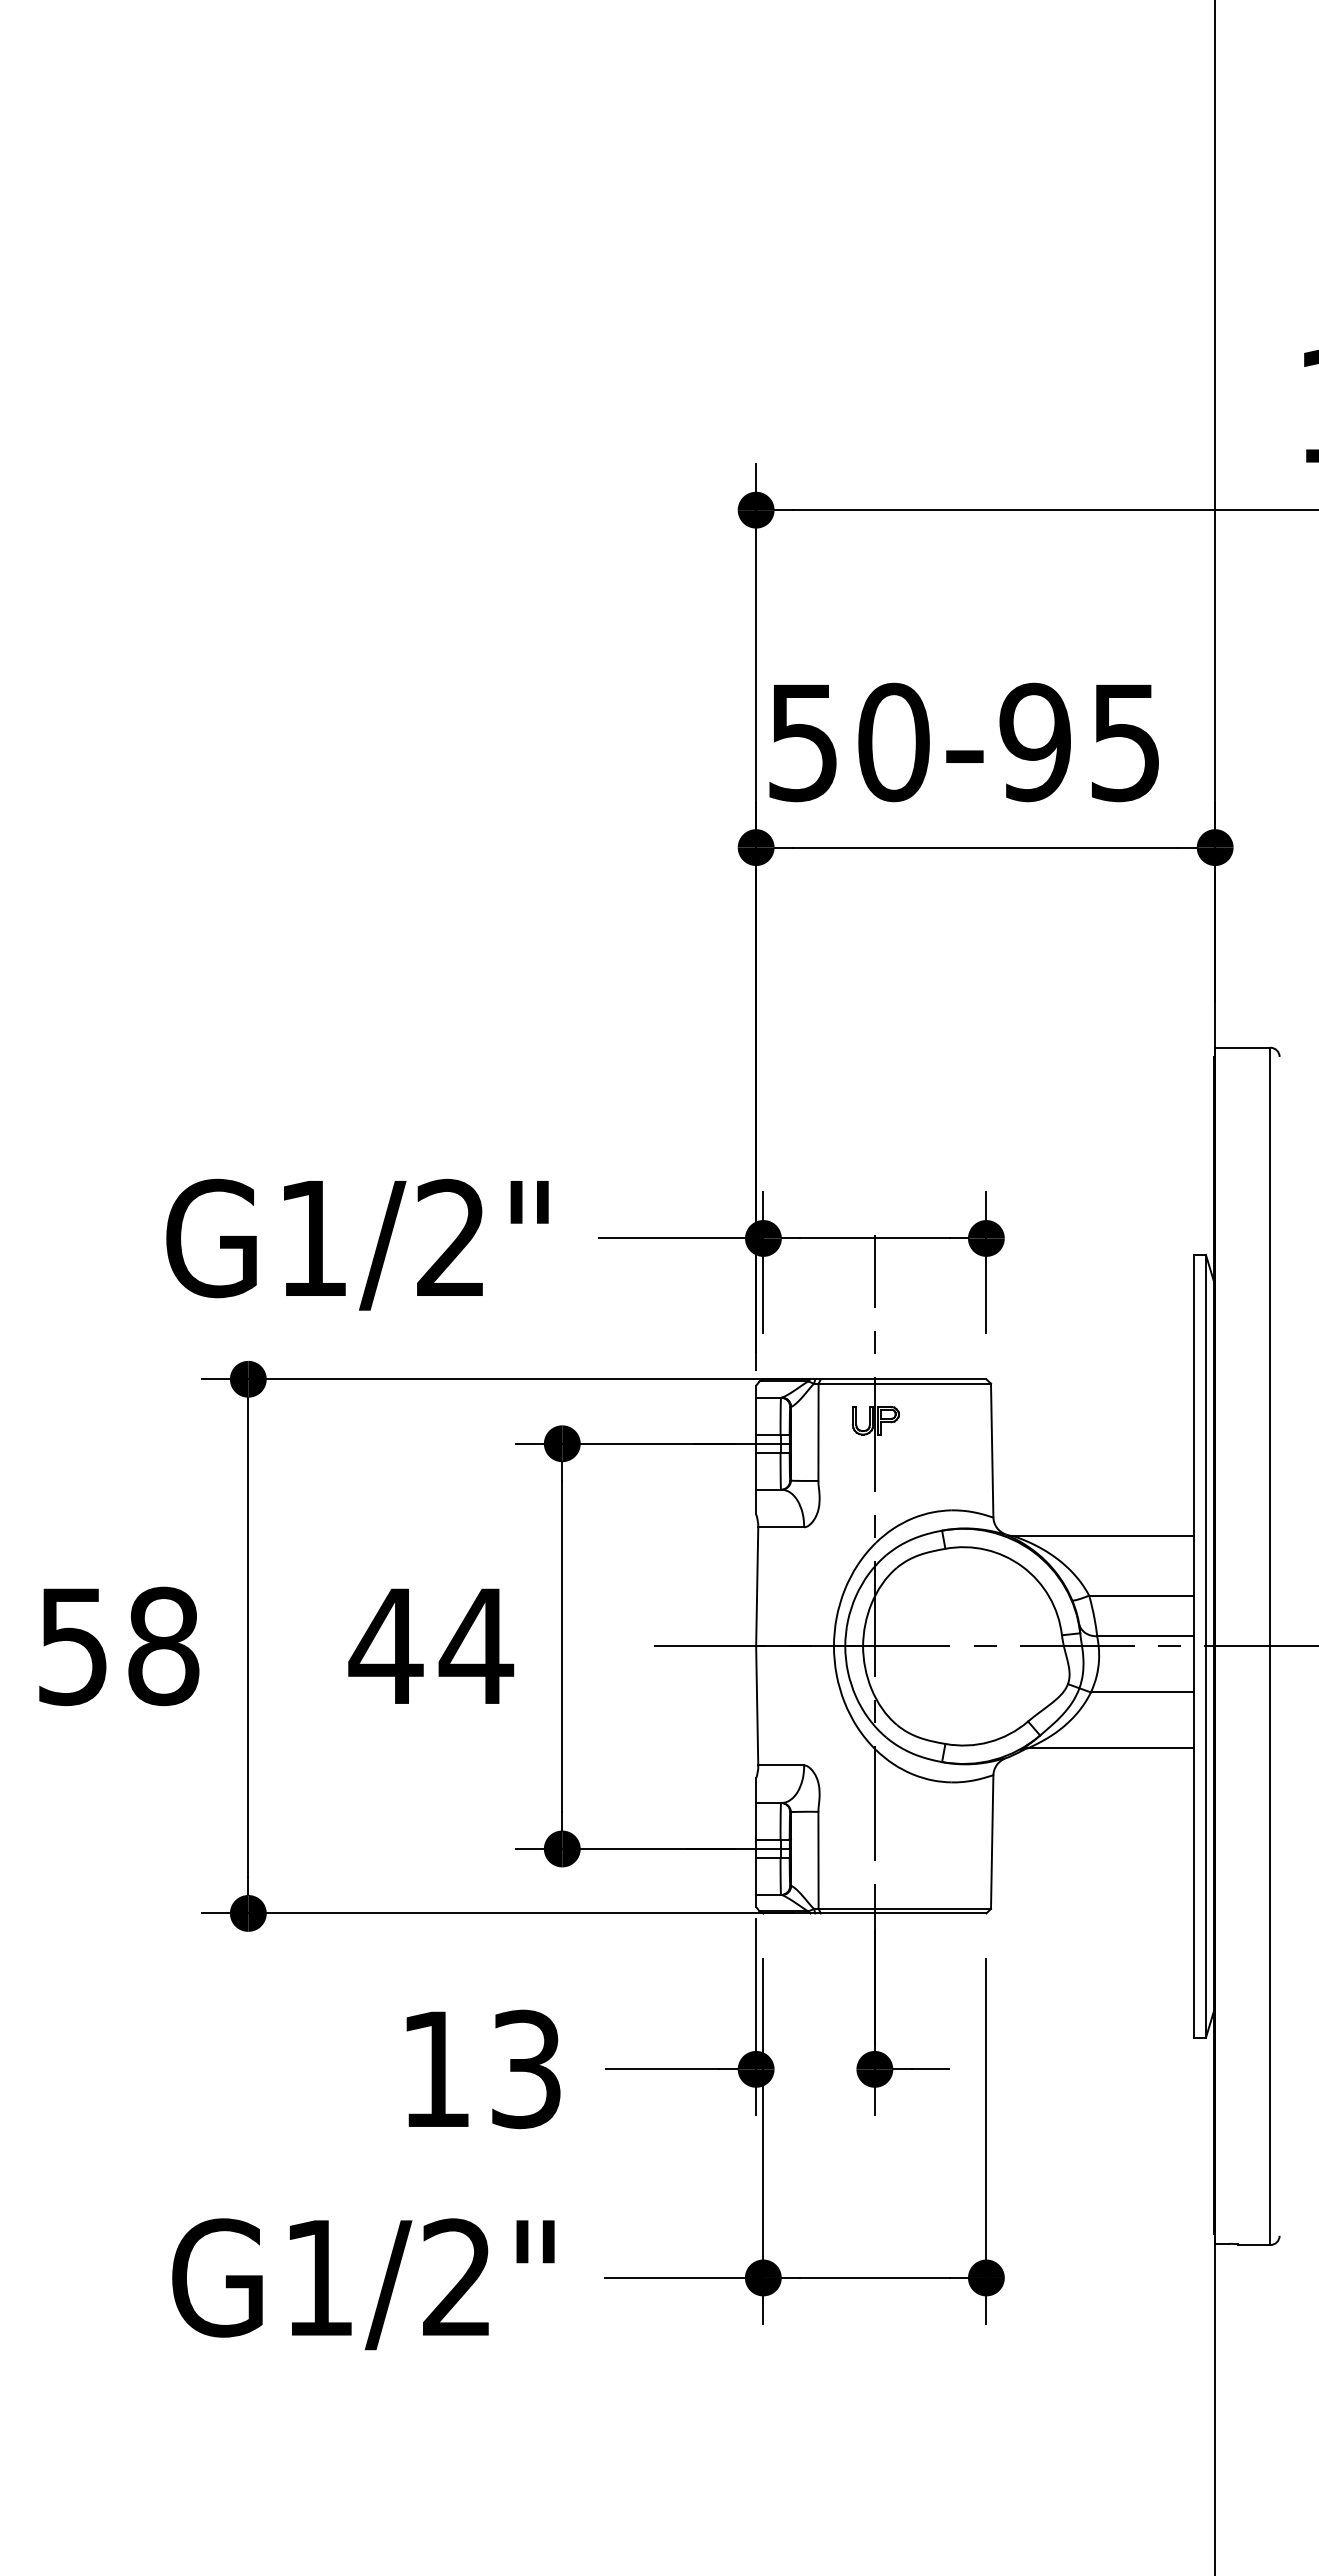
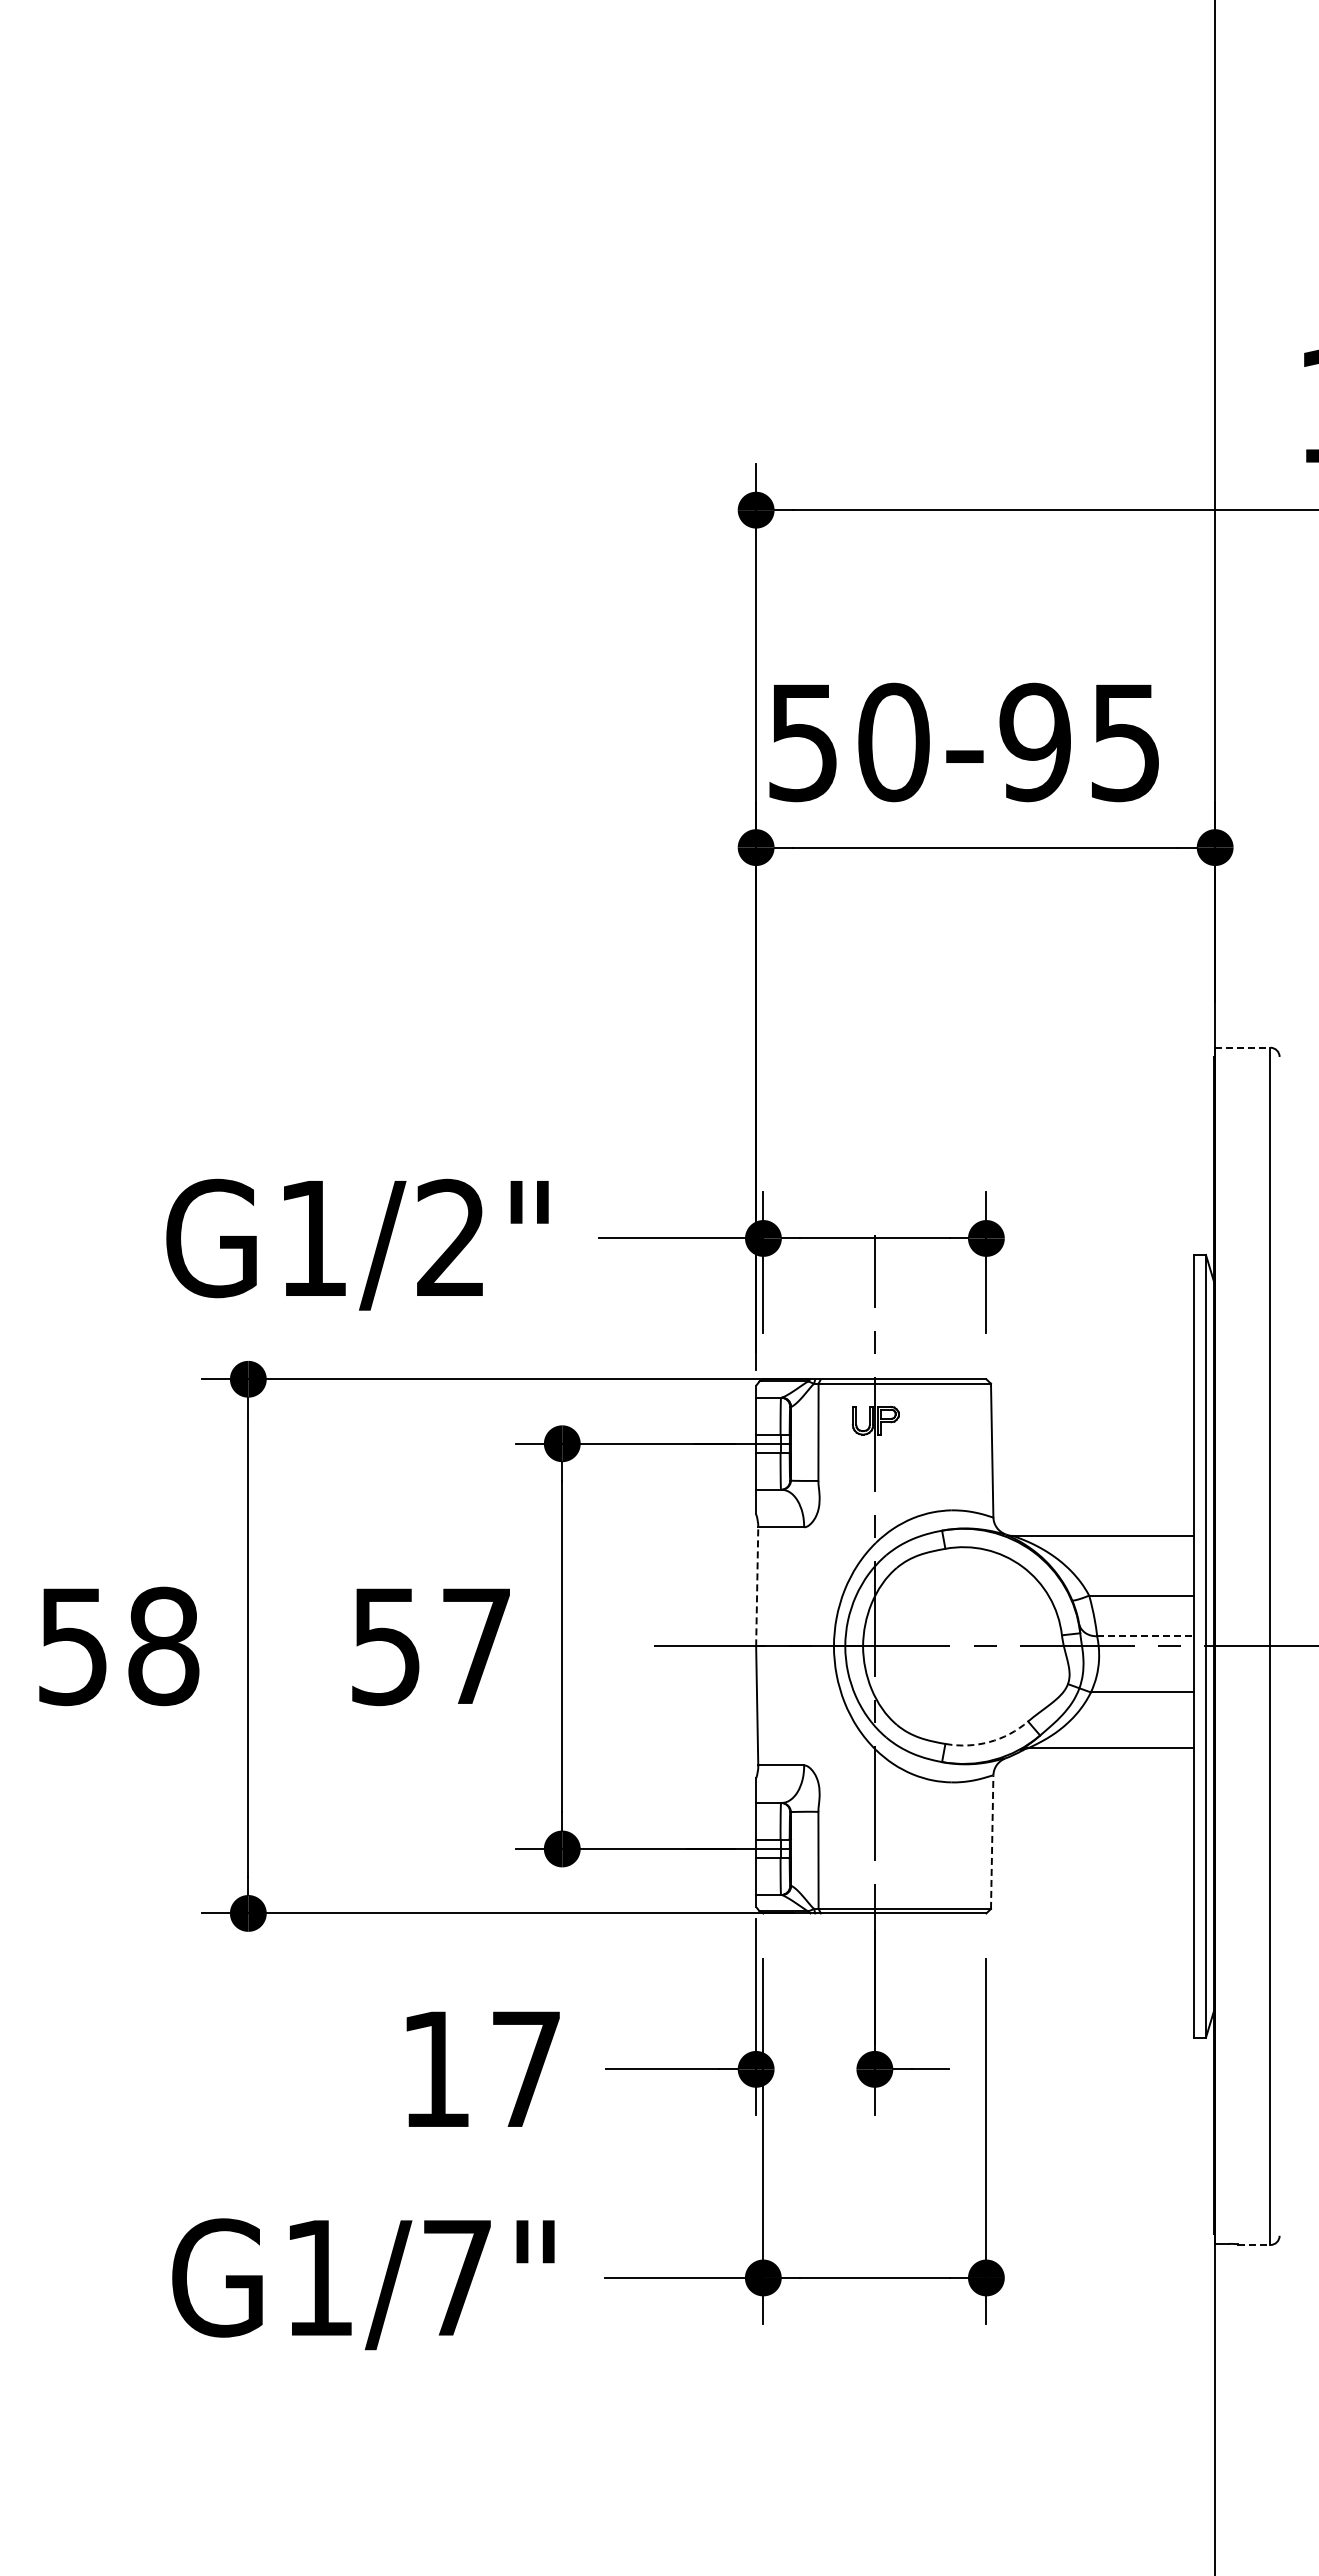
line: solid -> dashed (1242, 1047)
line: solid -> dashed (757, 1586)
line: solid -> dashed (1146, 1636)
text: 44 -> 57 (431, 1647)
arc: solid -> dashed (989, 1742)
line: solid -> dashed (992, 1842)
text: 13 -> 17 (526, 2069)
line: solid -> dashed (1254, 2244)
text: G1/2" -> G1/7" (456, 2276)
